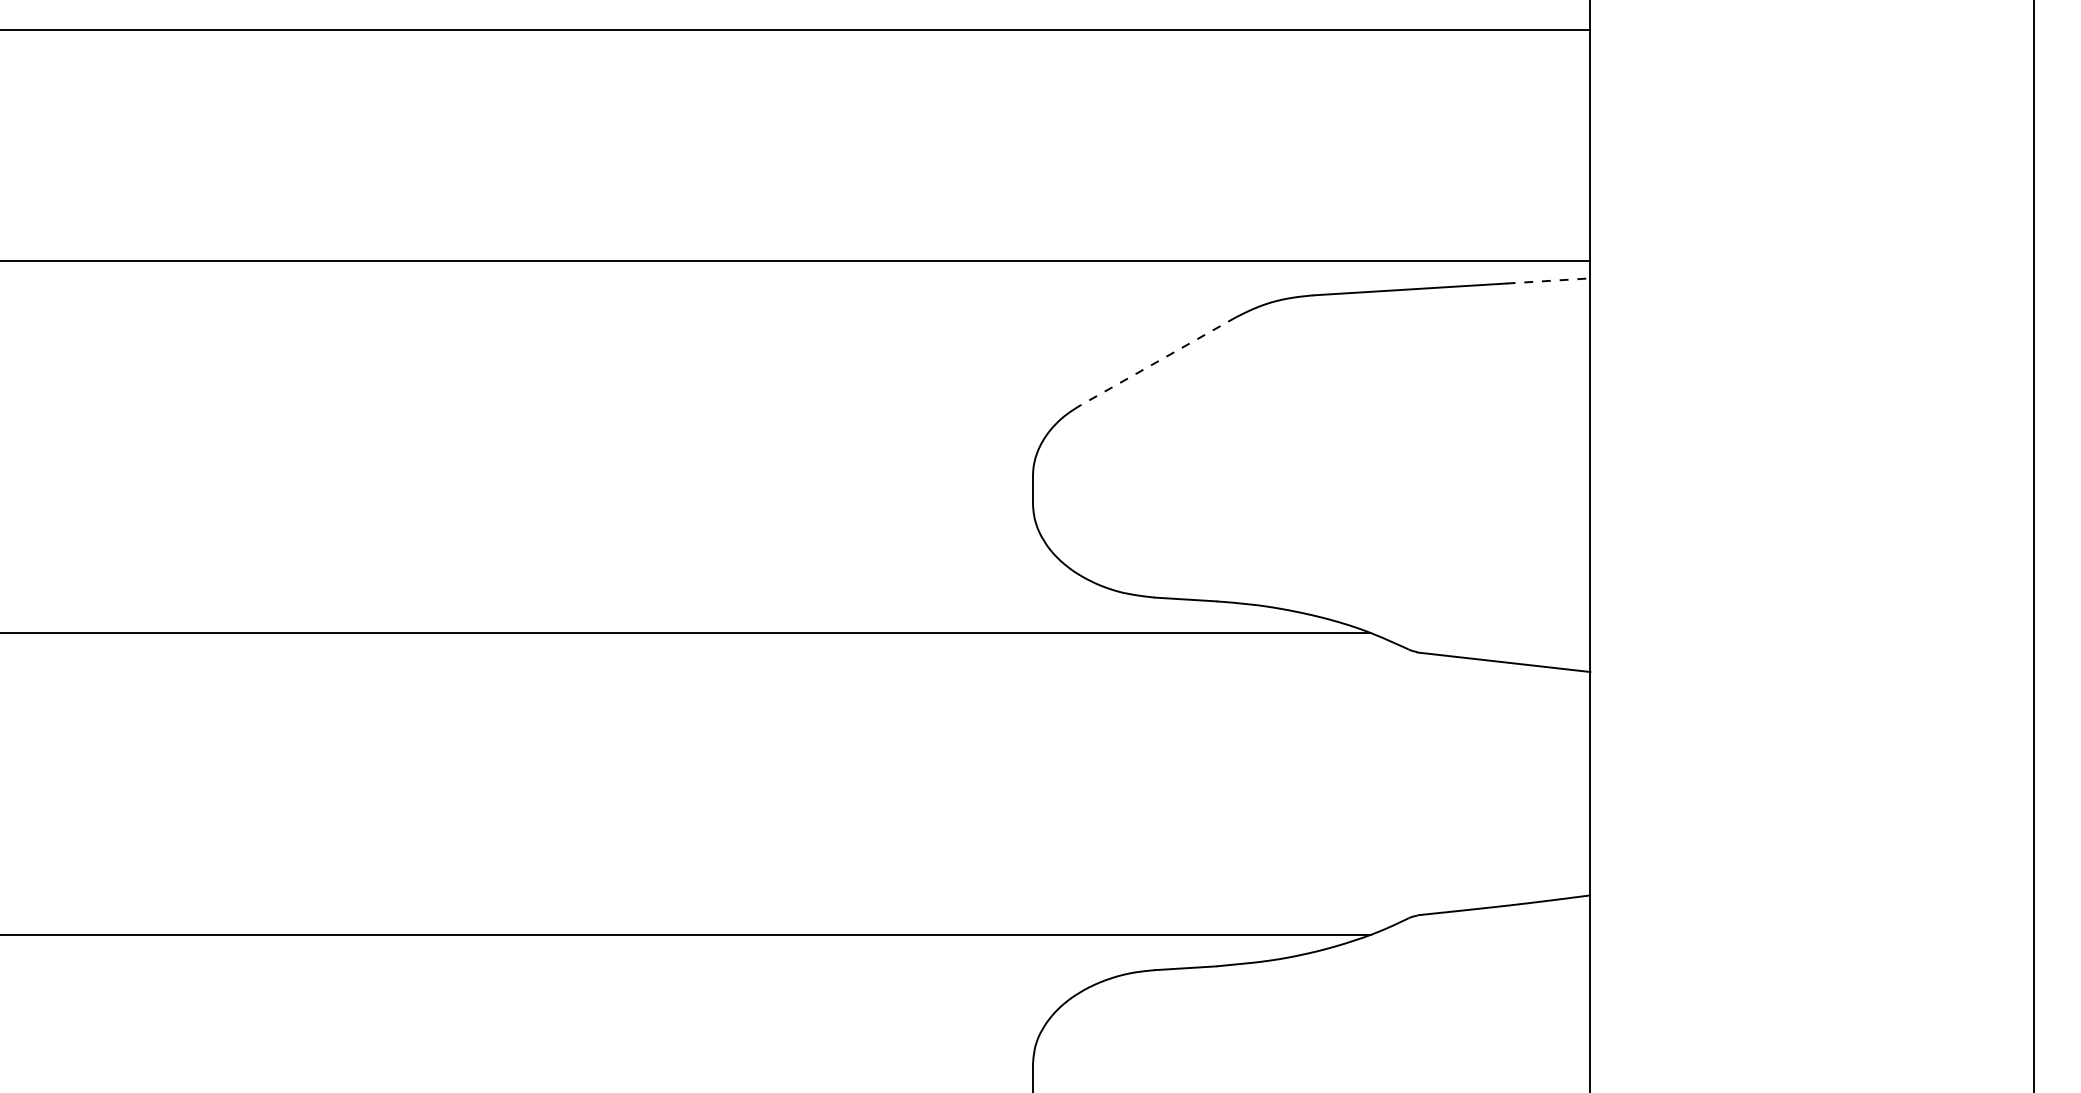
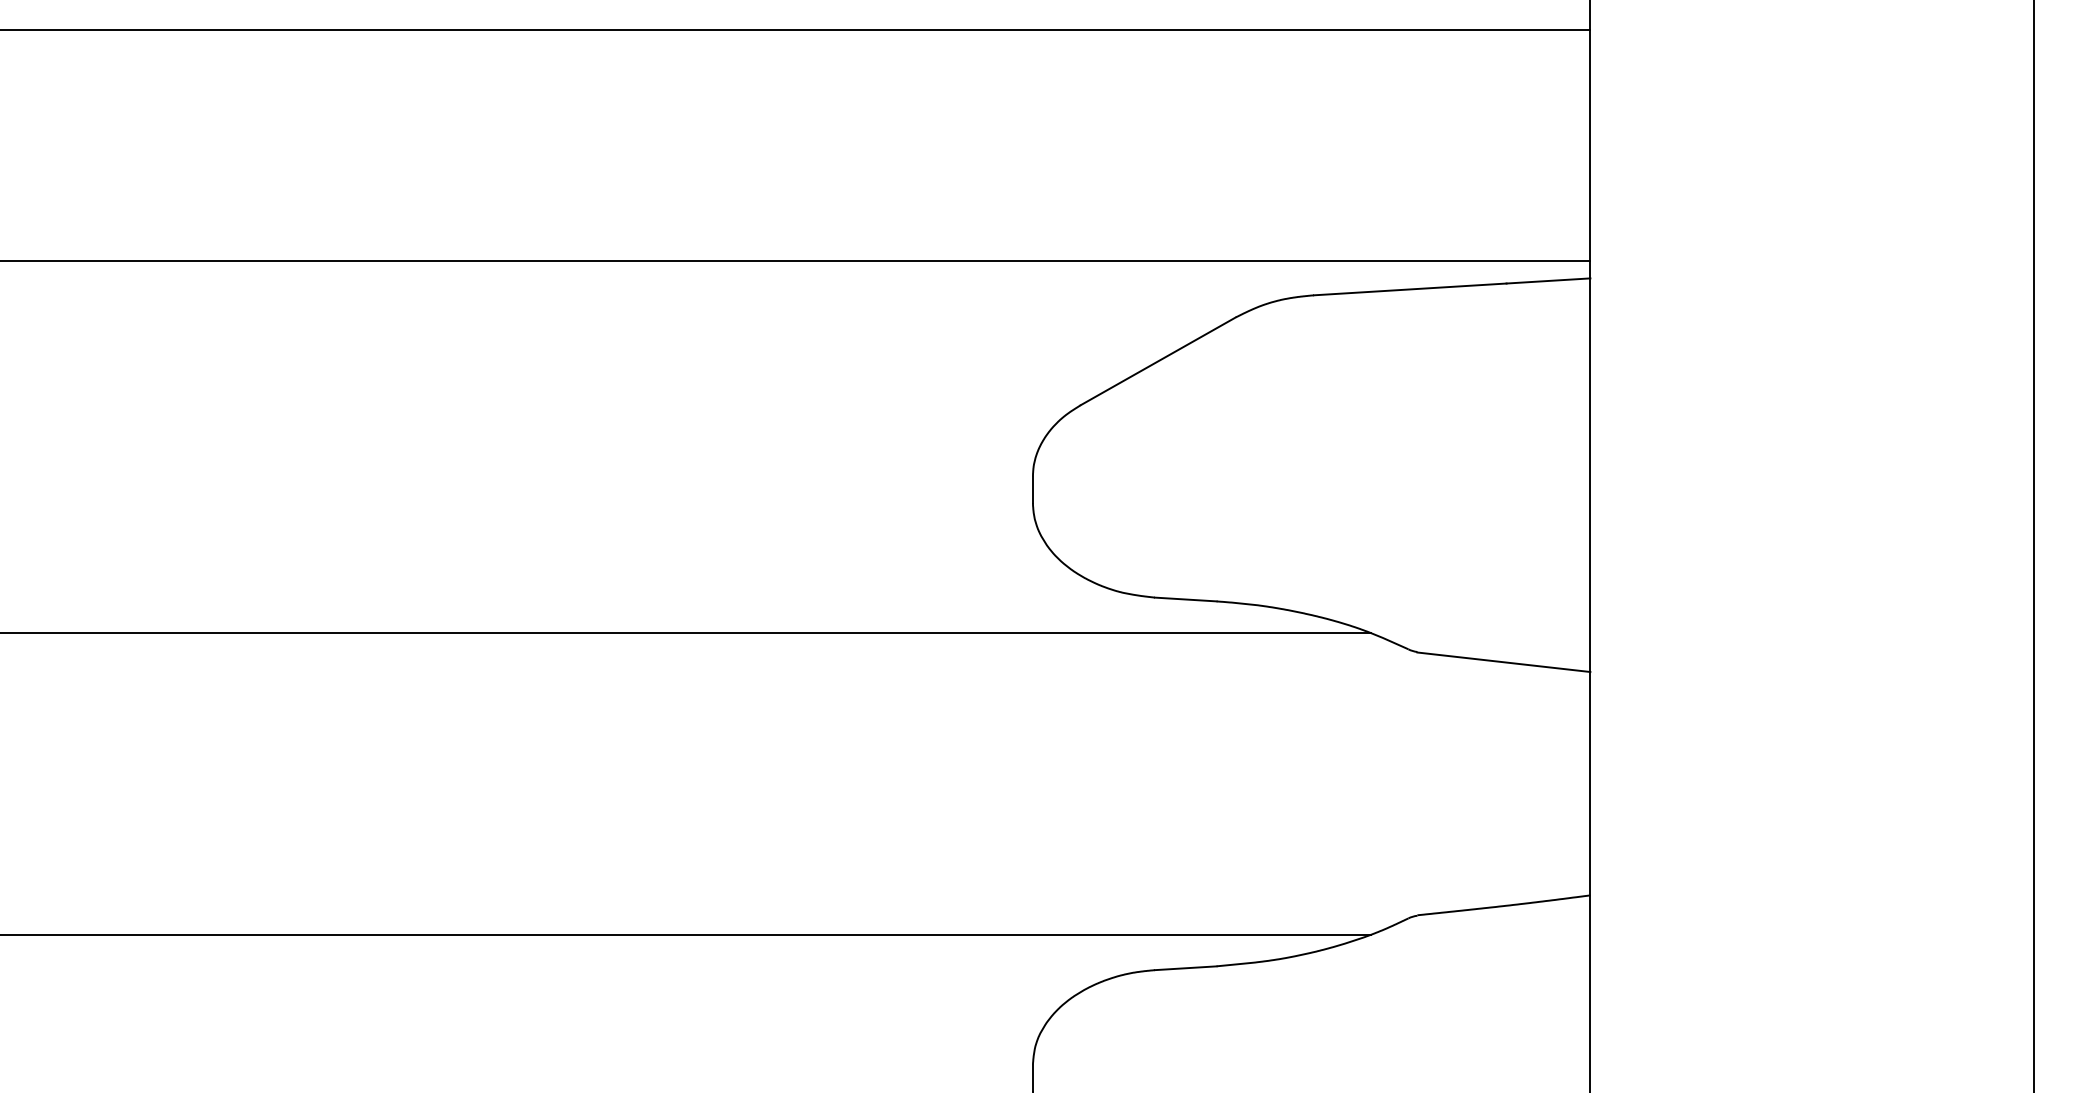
line: dashed -> solid (1548, 280)
line: dashed -> solid (1158, 361)
